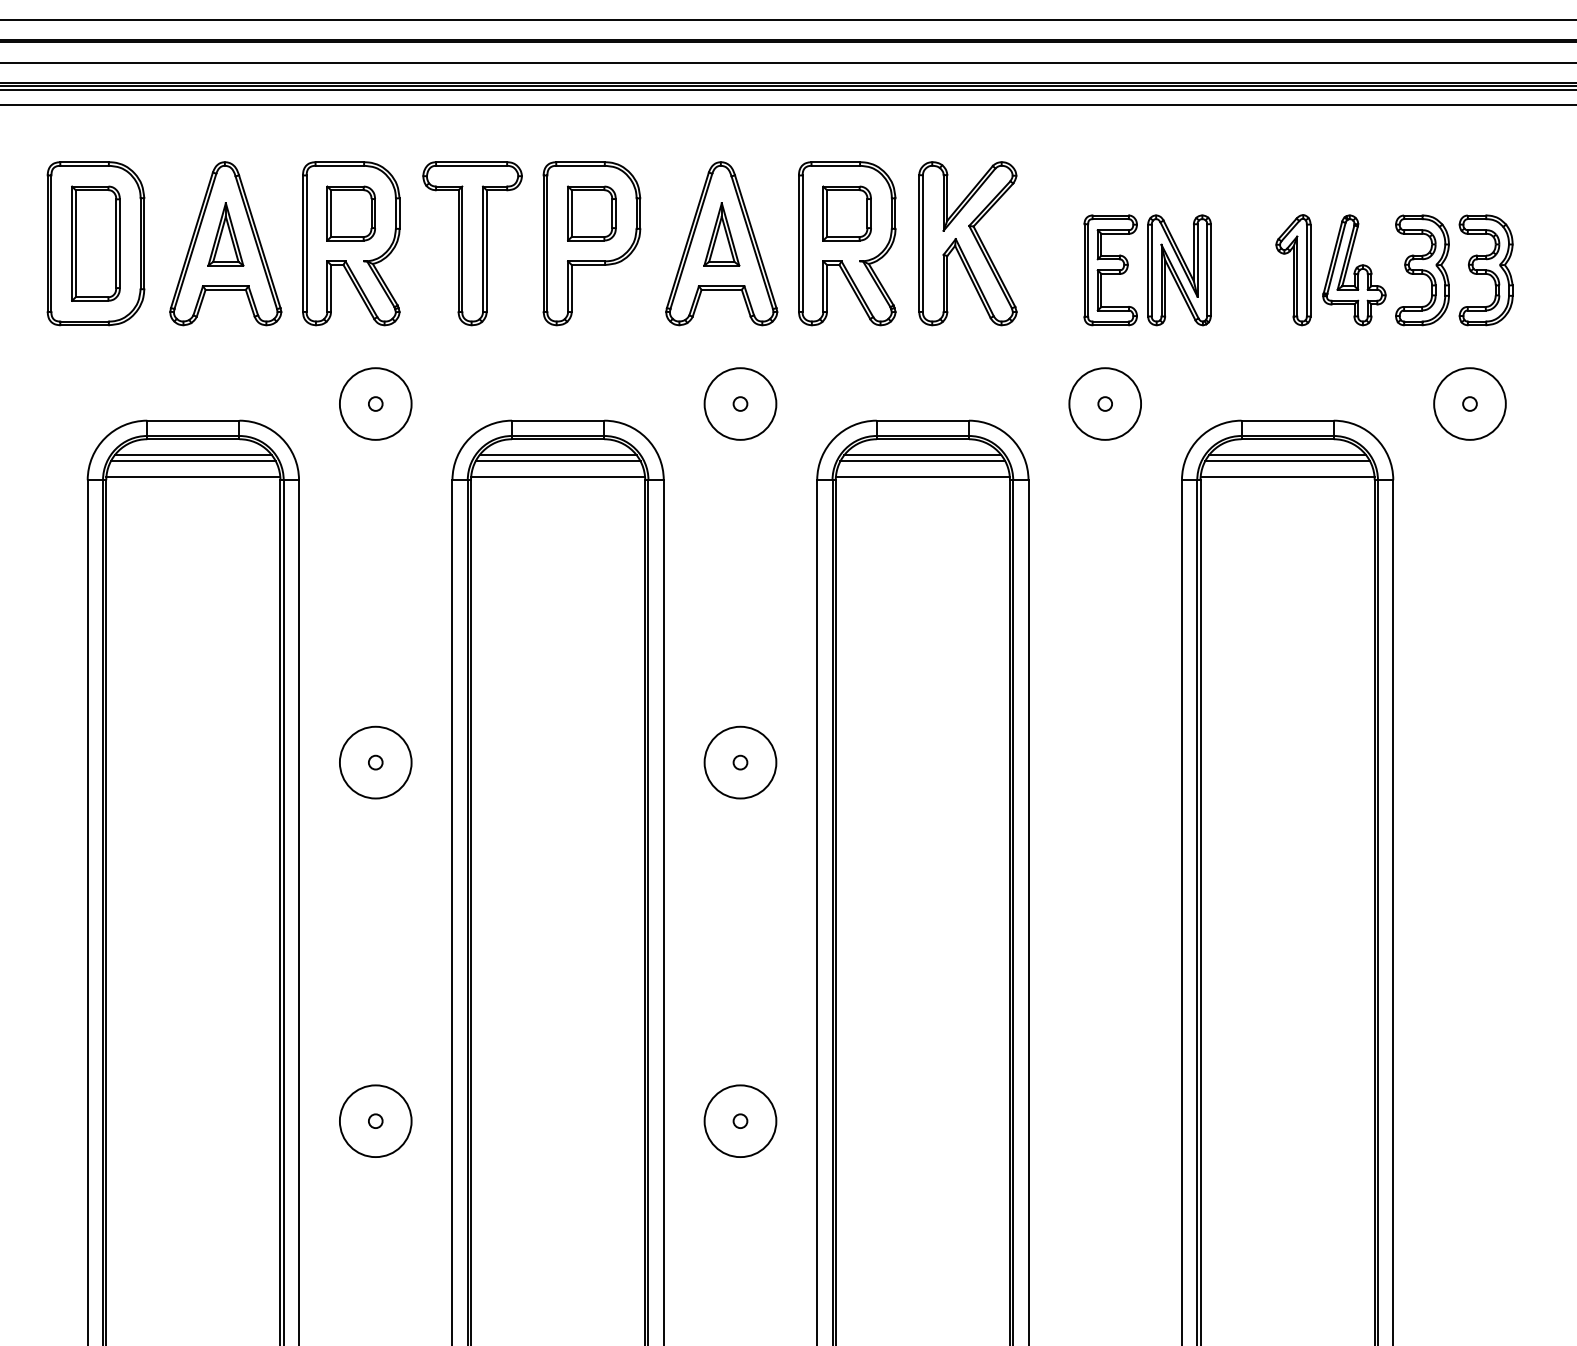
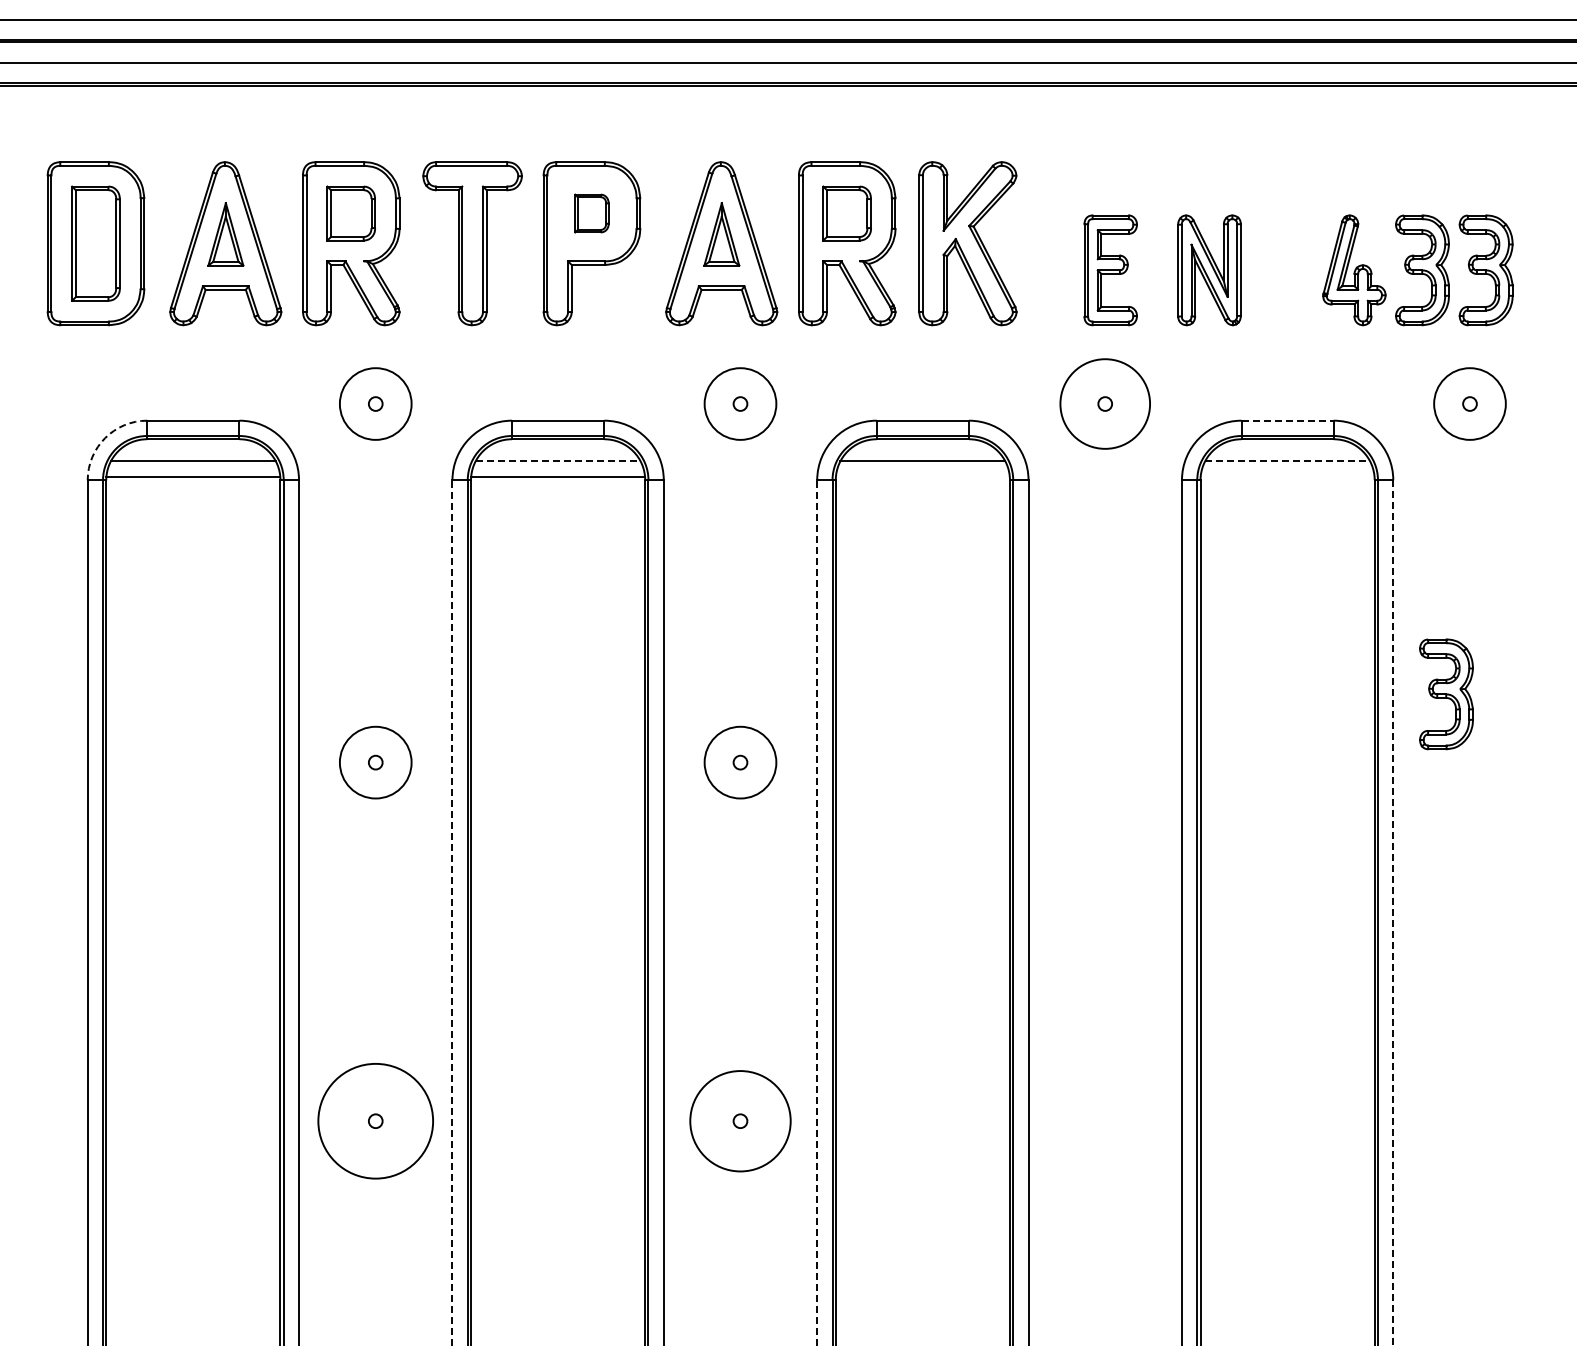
line: present -> none (787, 89)
line: present -> none (787, 104)
part size: 50x57 px -> 36x41 px (591, 213)
part position: (1179, 270) -> (1209, 270) (1209, 270)
part: present -> none (1293, 270)
circle diameter: 72 px -> 90 px (1105, 403)
line: solid -> dashed (1288, 420)
arc: solid -> dashed (105, 438)
line: present -> none (192, 455)
line: present -> none (557, 455)
line: present -> none (922, 455)
line: present -> none (1287, 455)
line: solid -> dashed (558, 461)
line: solid -> dashed (1287, 461)
line: present -> none (922, 476)
line: present -> none (1287, 476)
part: none -> present (1446, 694)
line: solid -> dashed (452, 913)
line: solid -> dashed (817, 913)
line: solid -> dashed (1393, 913)
circle diameter: 72 px -> 115 px (375, 1120)
circle diameter: 72 px -> 100 px (740, 1121)
